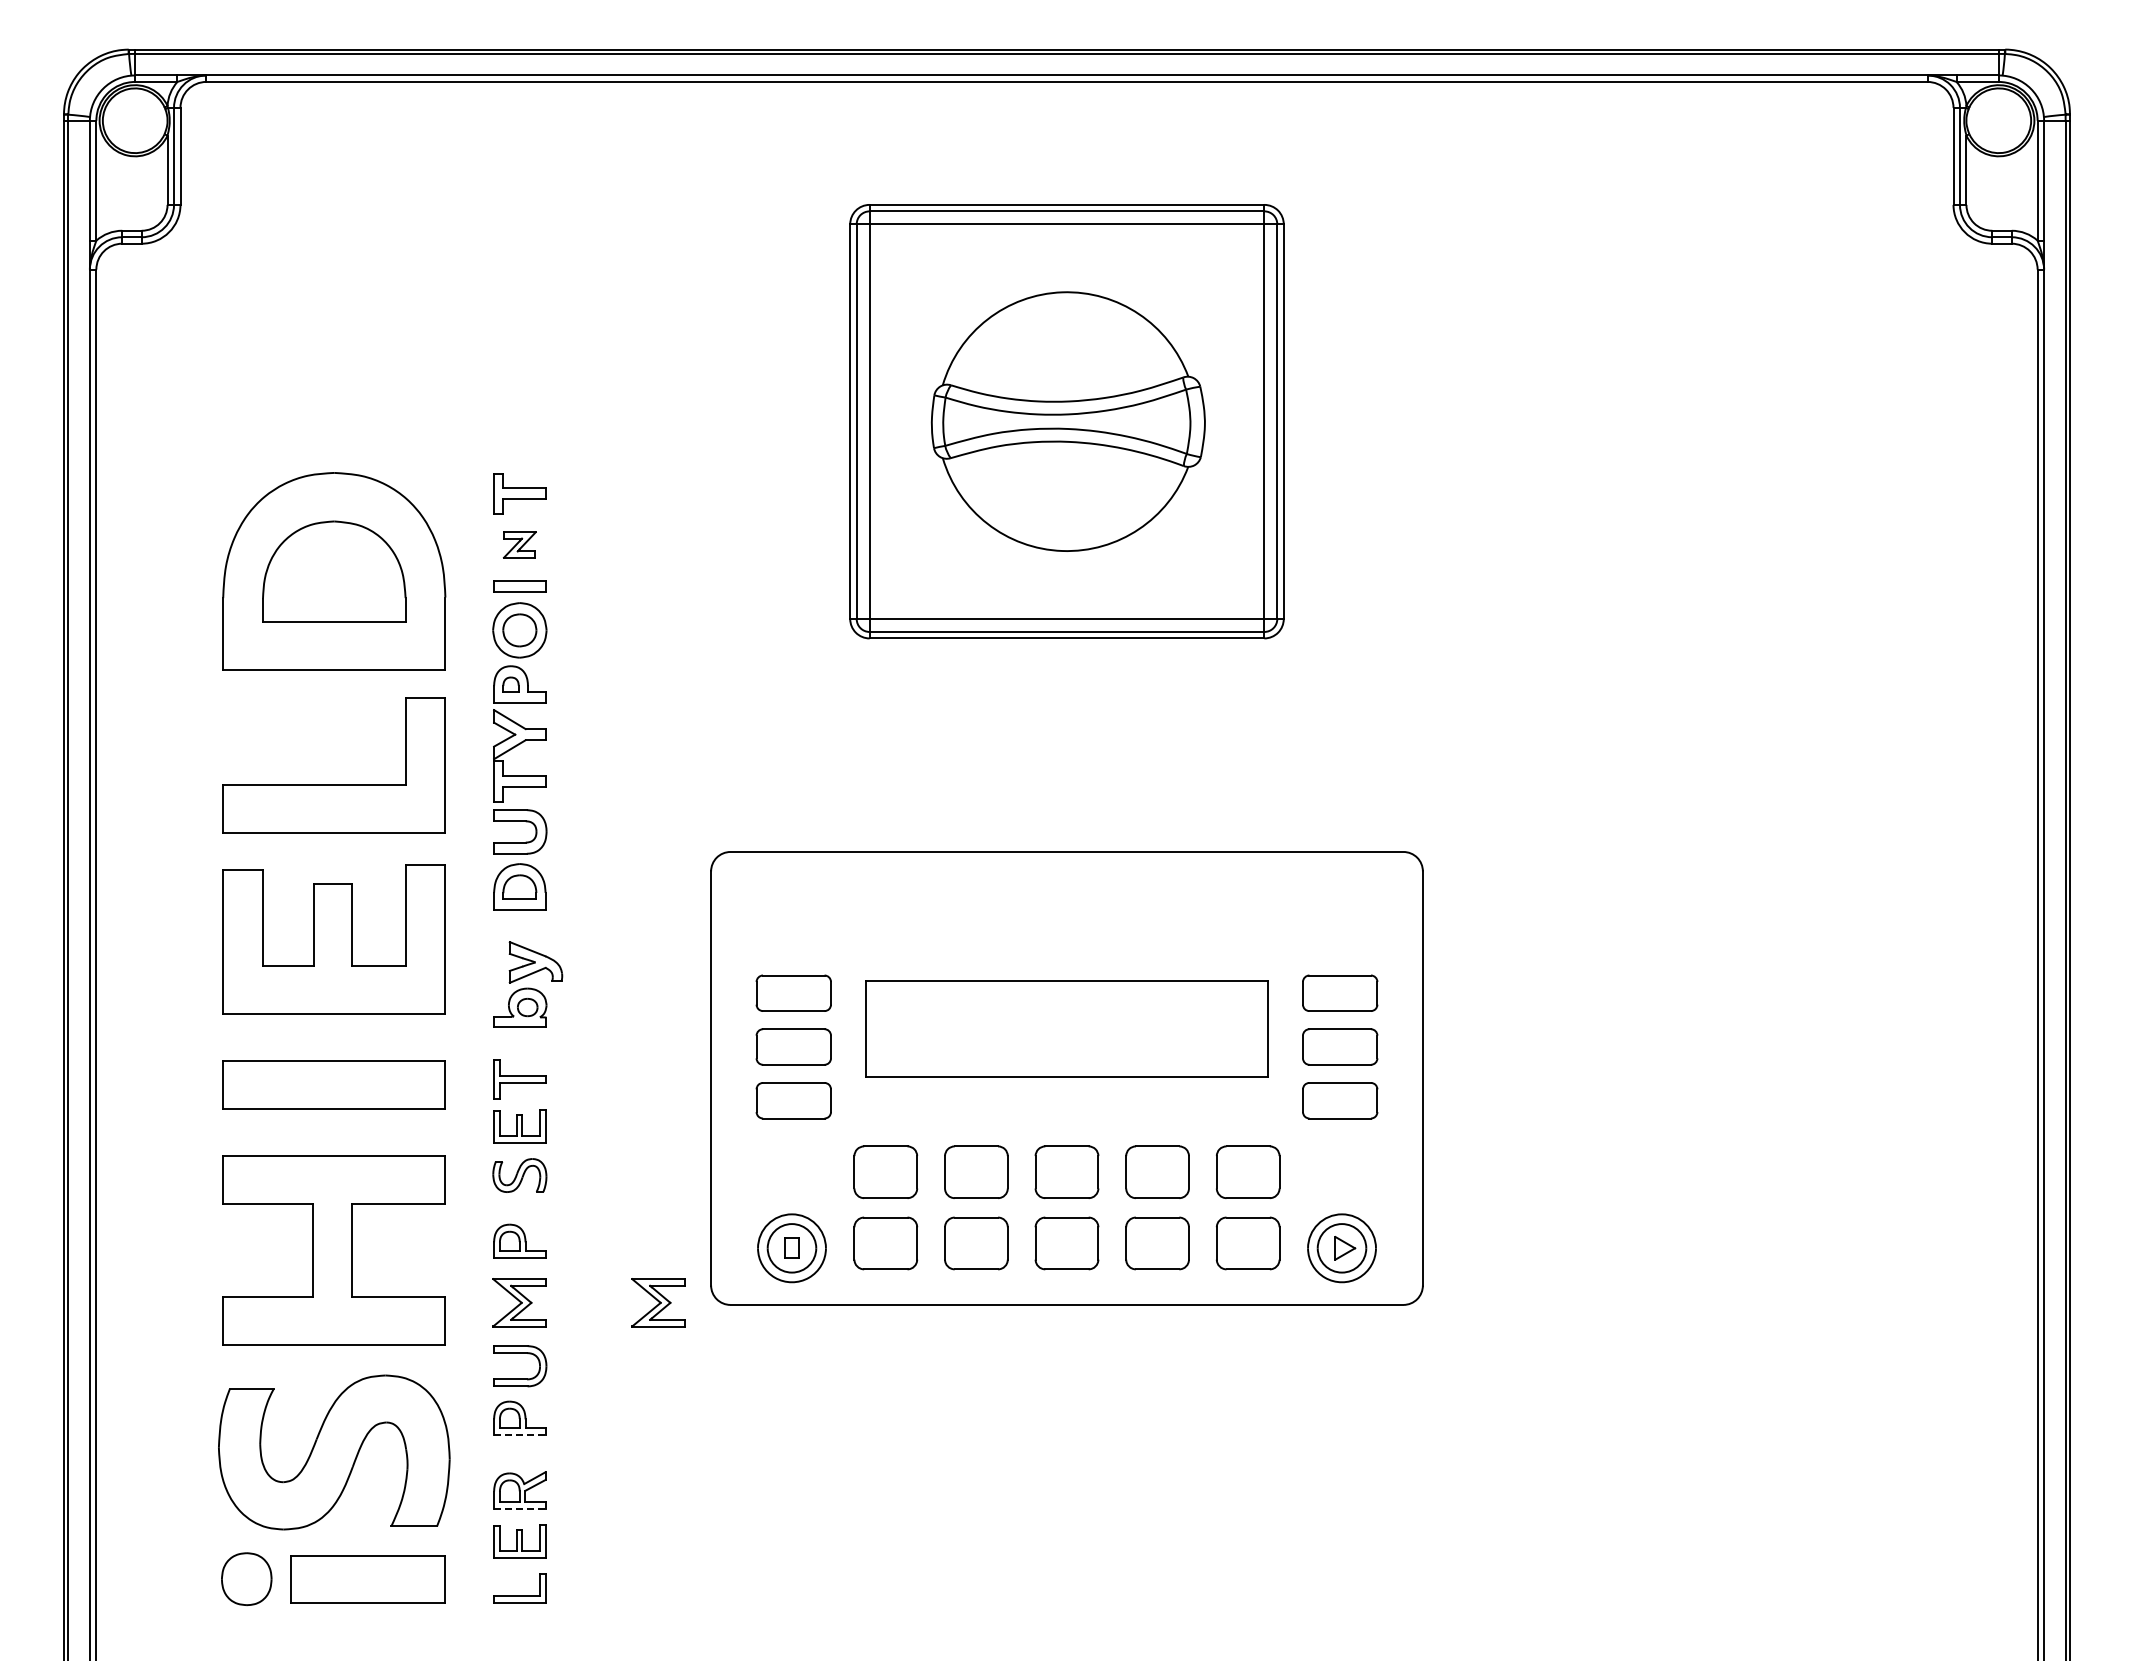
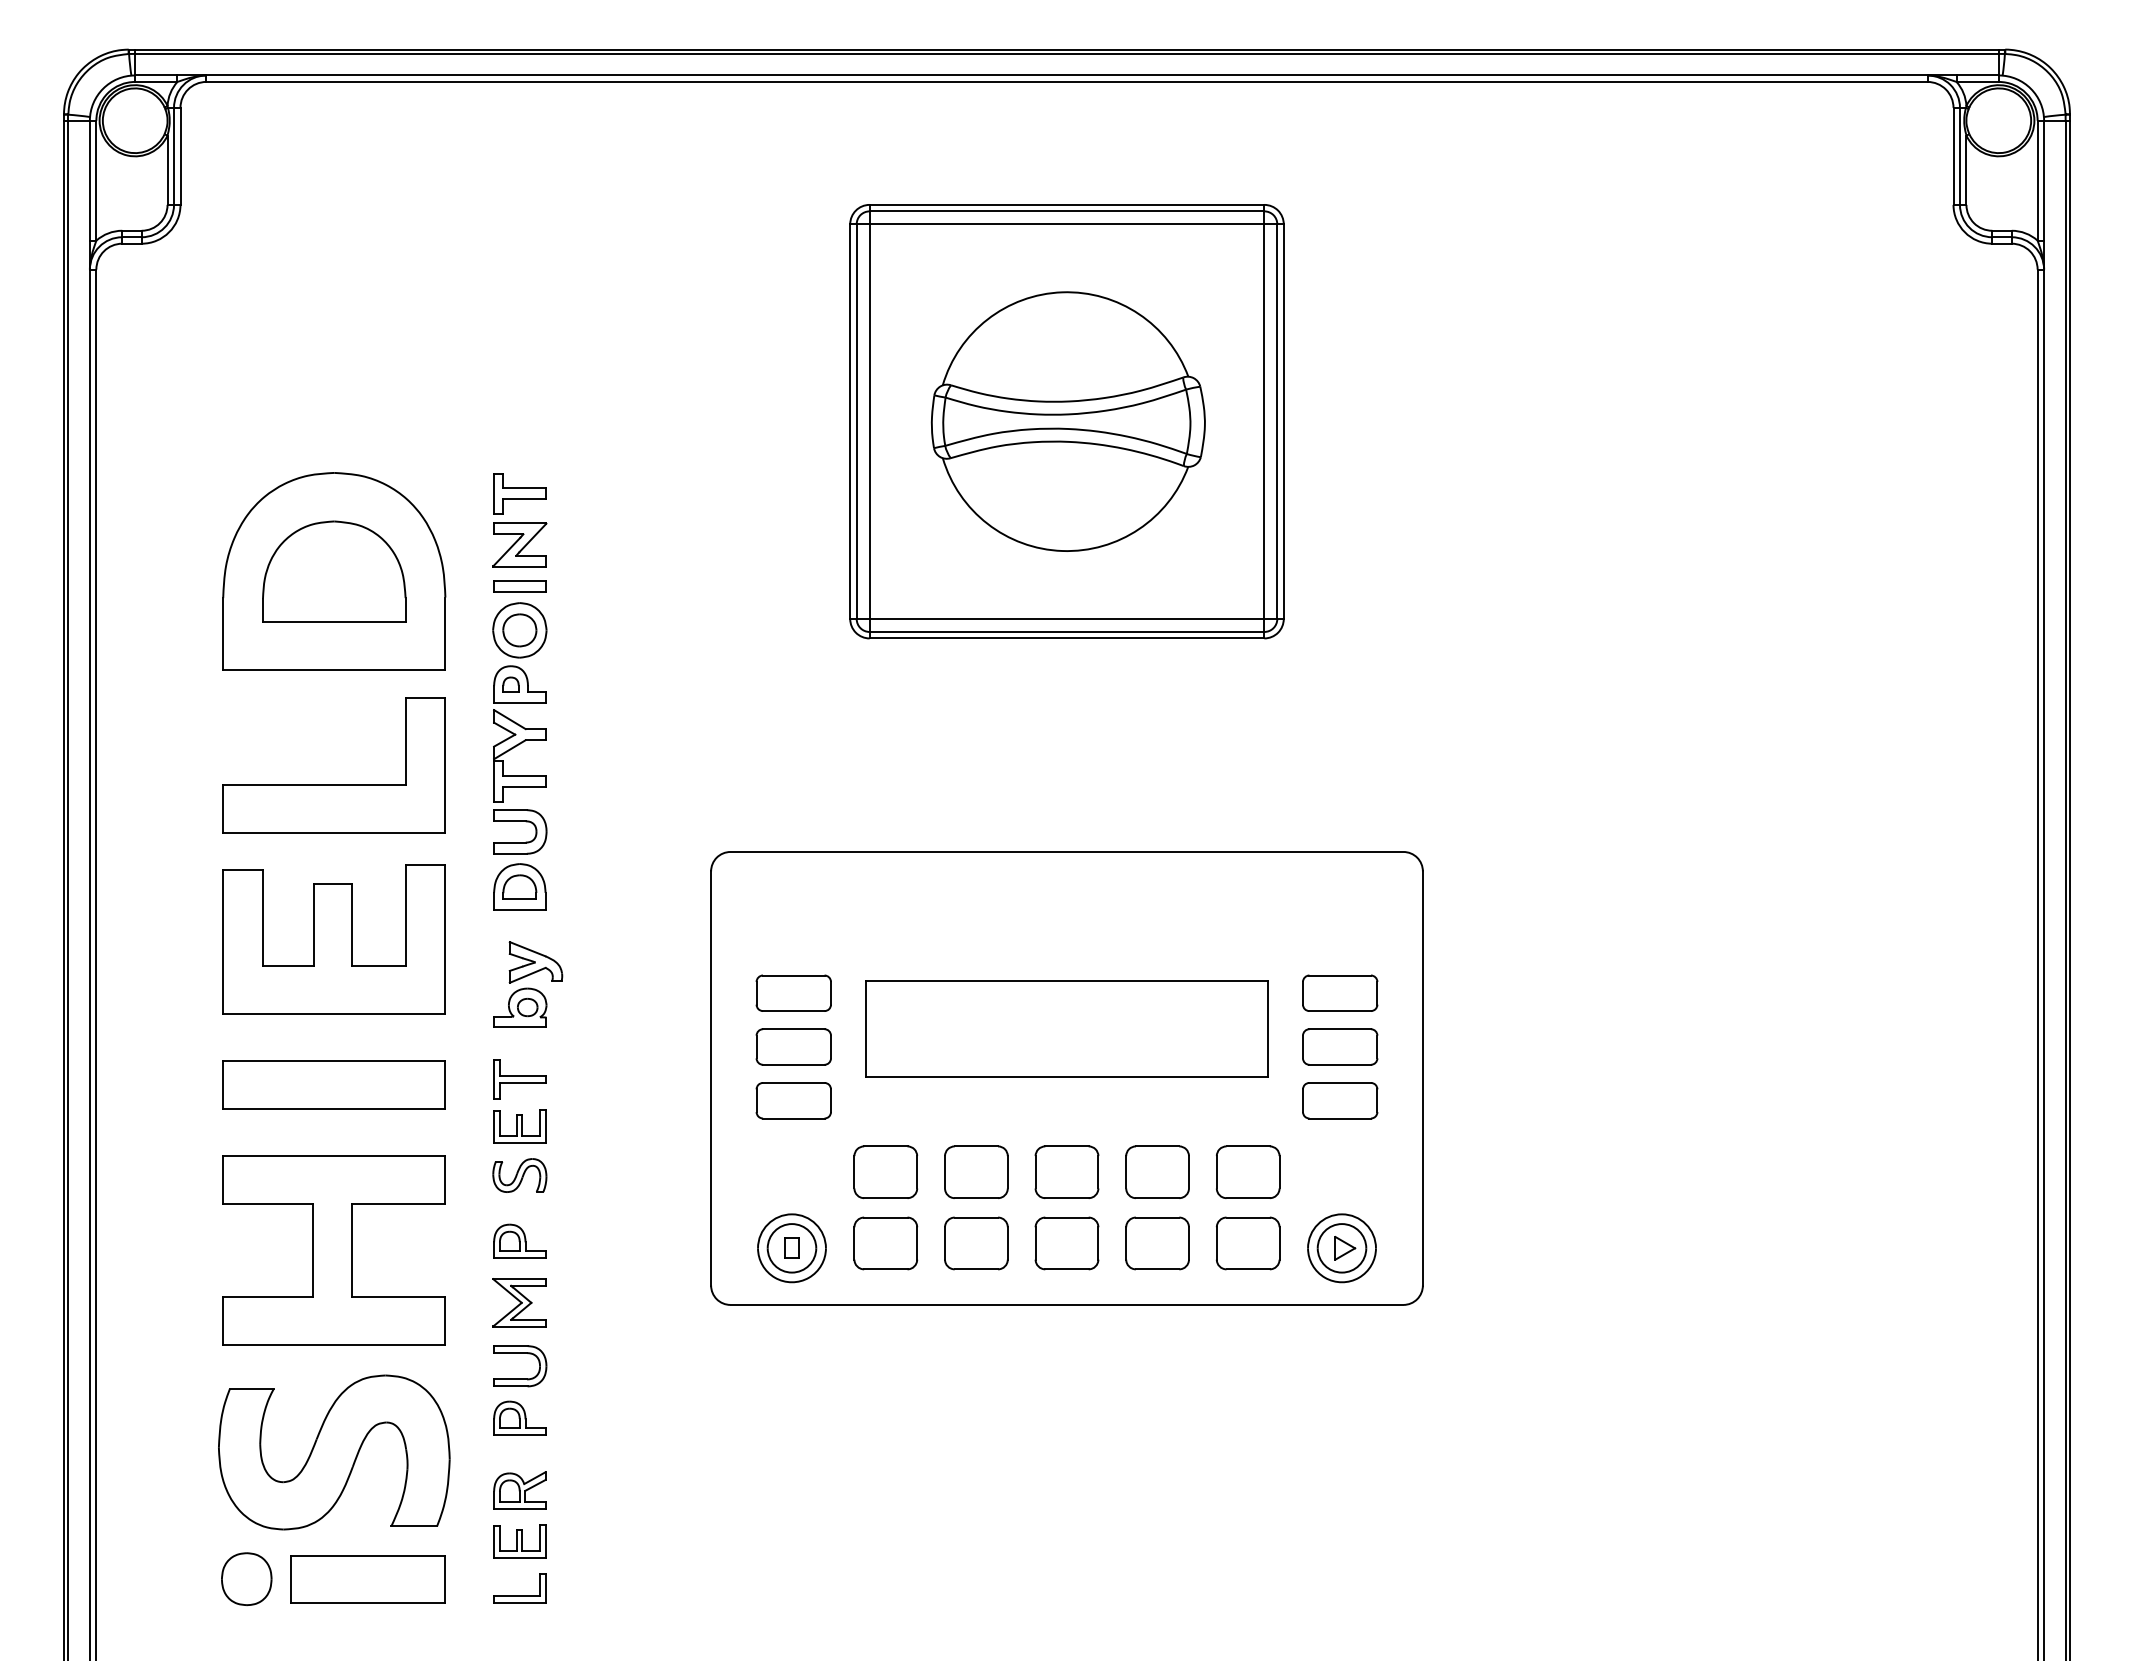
part size: 35x28 px -> 56x46 px (519, 544)
part: present -> none (658, 1302)
line: dashed -> solid (519, 1435)
line: dashed -> solid (519, 1508)
